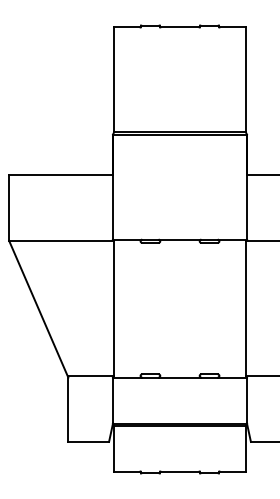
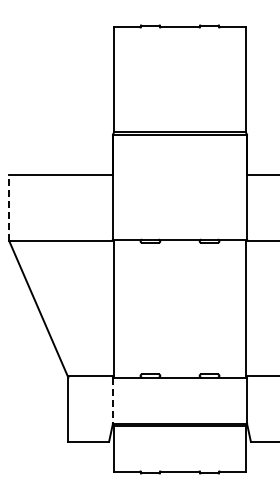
line: solid -> dashed (9, 208)
line: solid -> dashed (113, 400)
